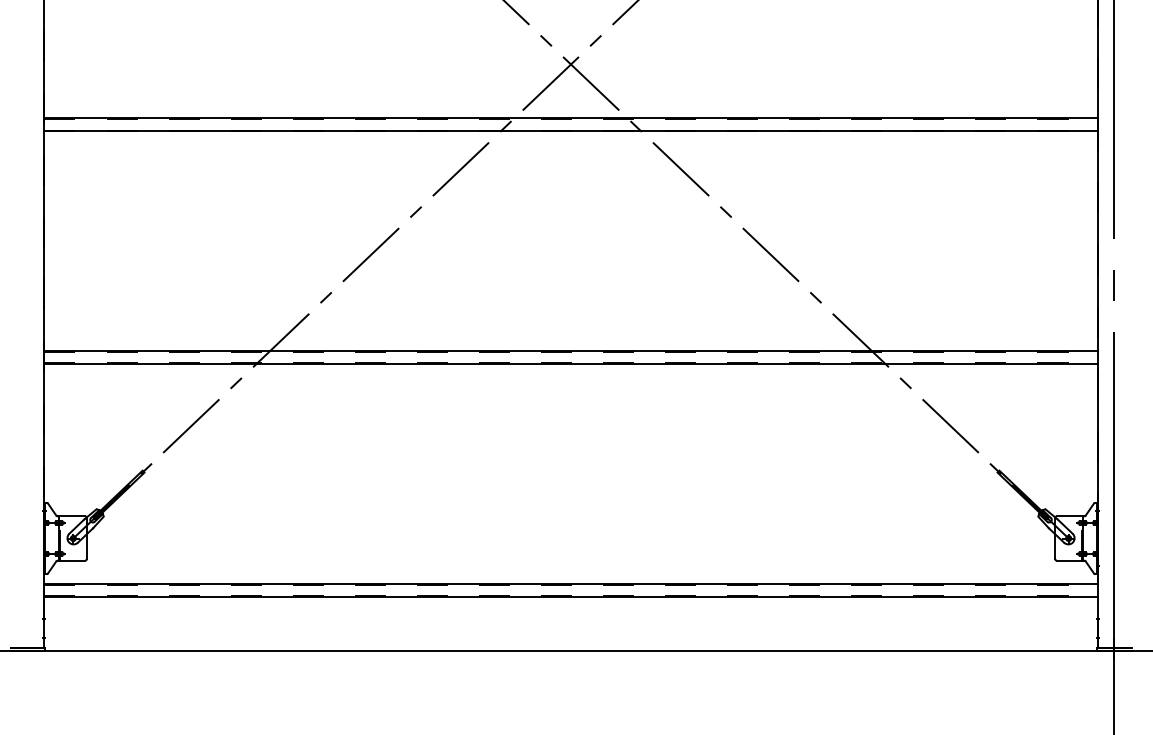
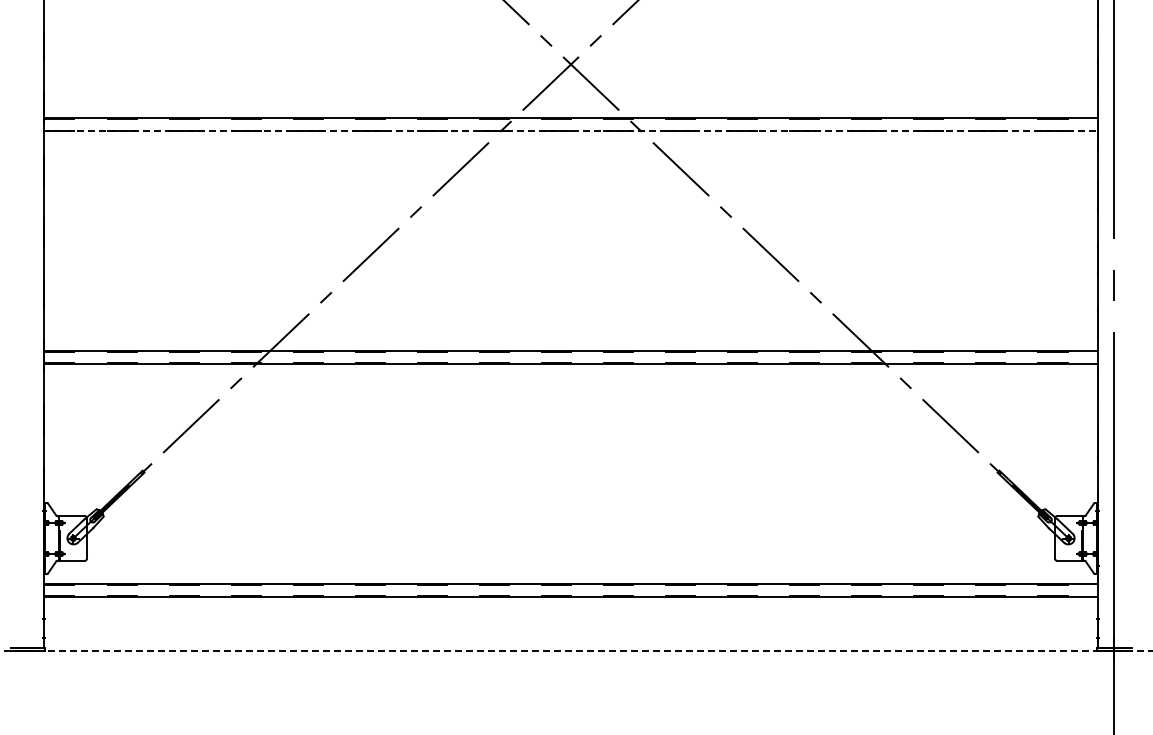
line: solid -> dashed (571, 131)
line: solid -> dashed (576, 651)
